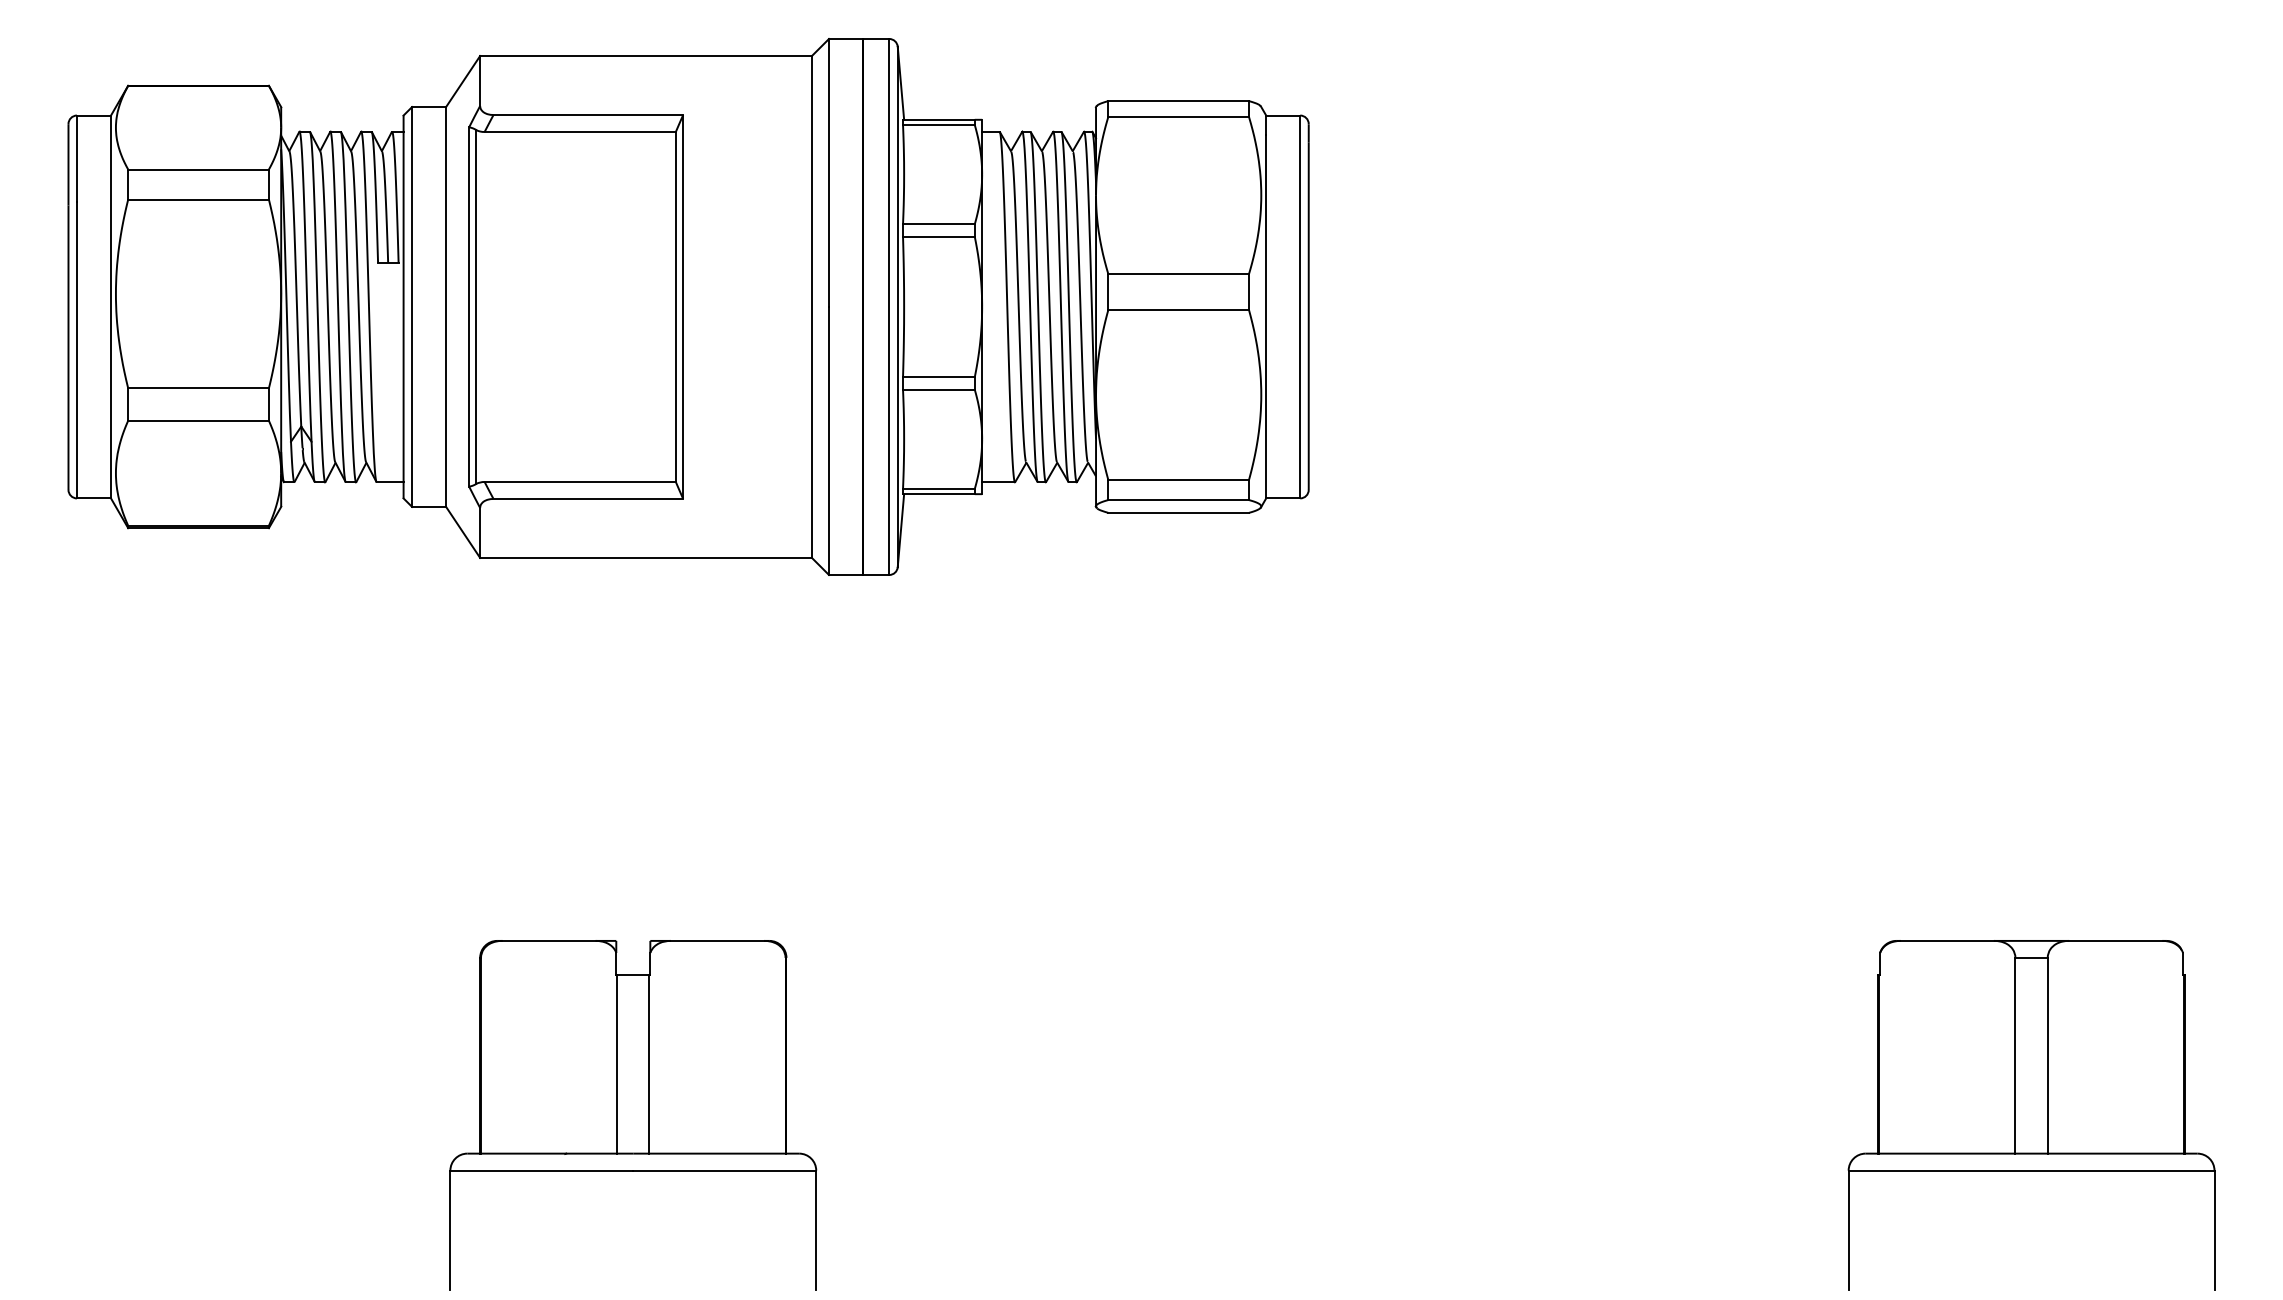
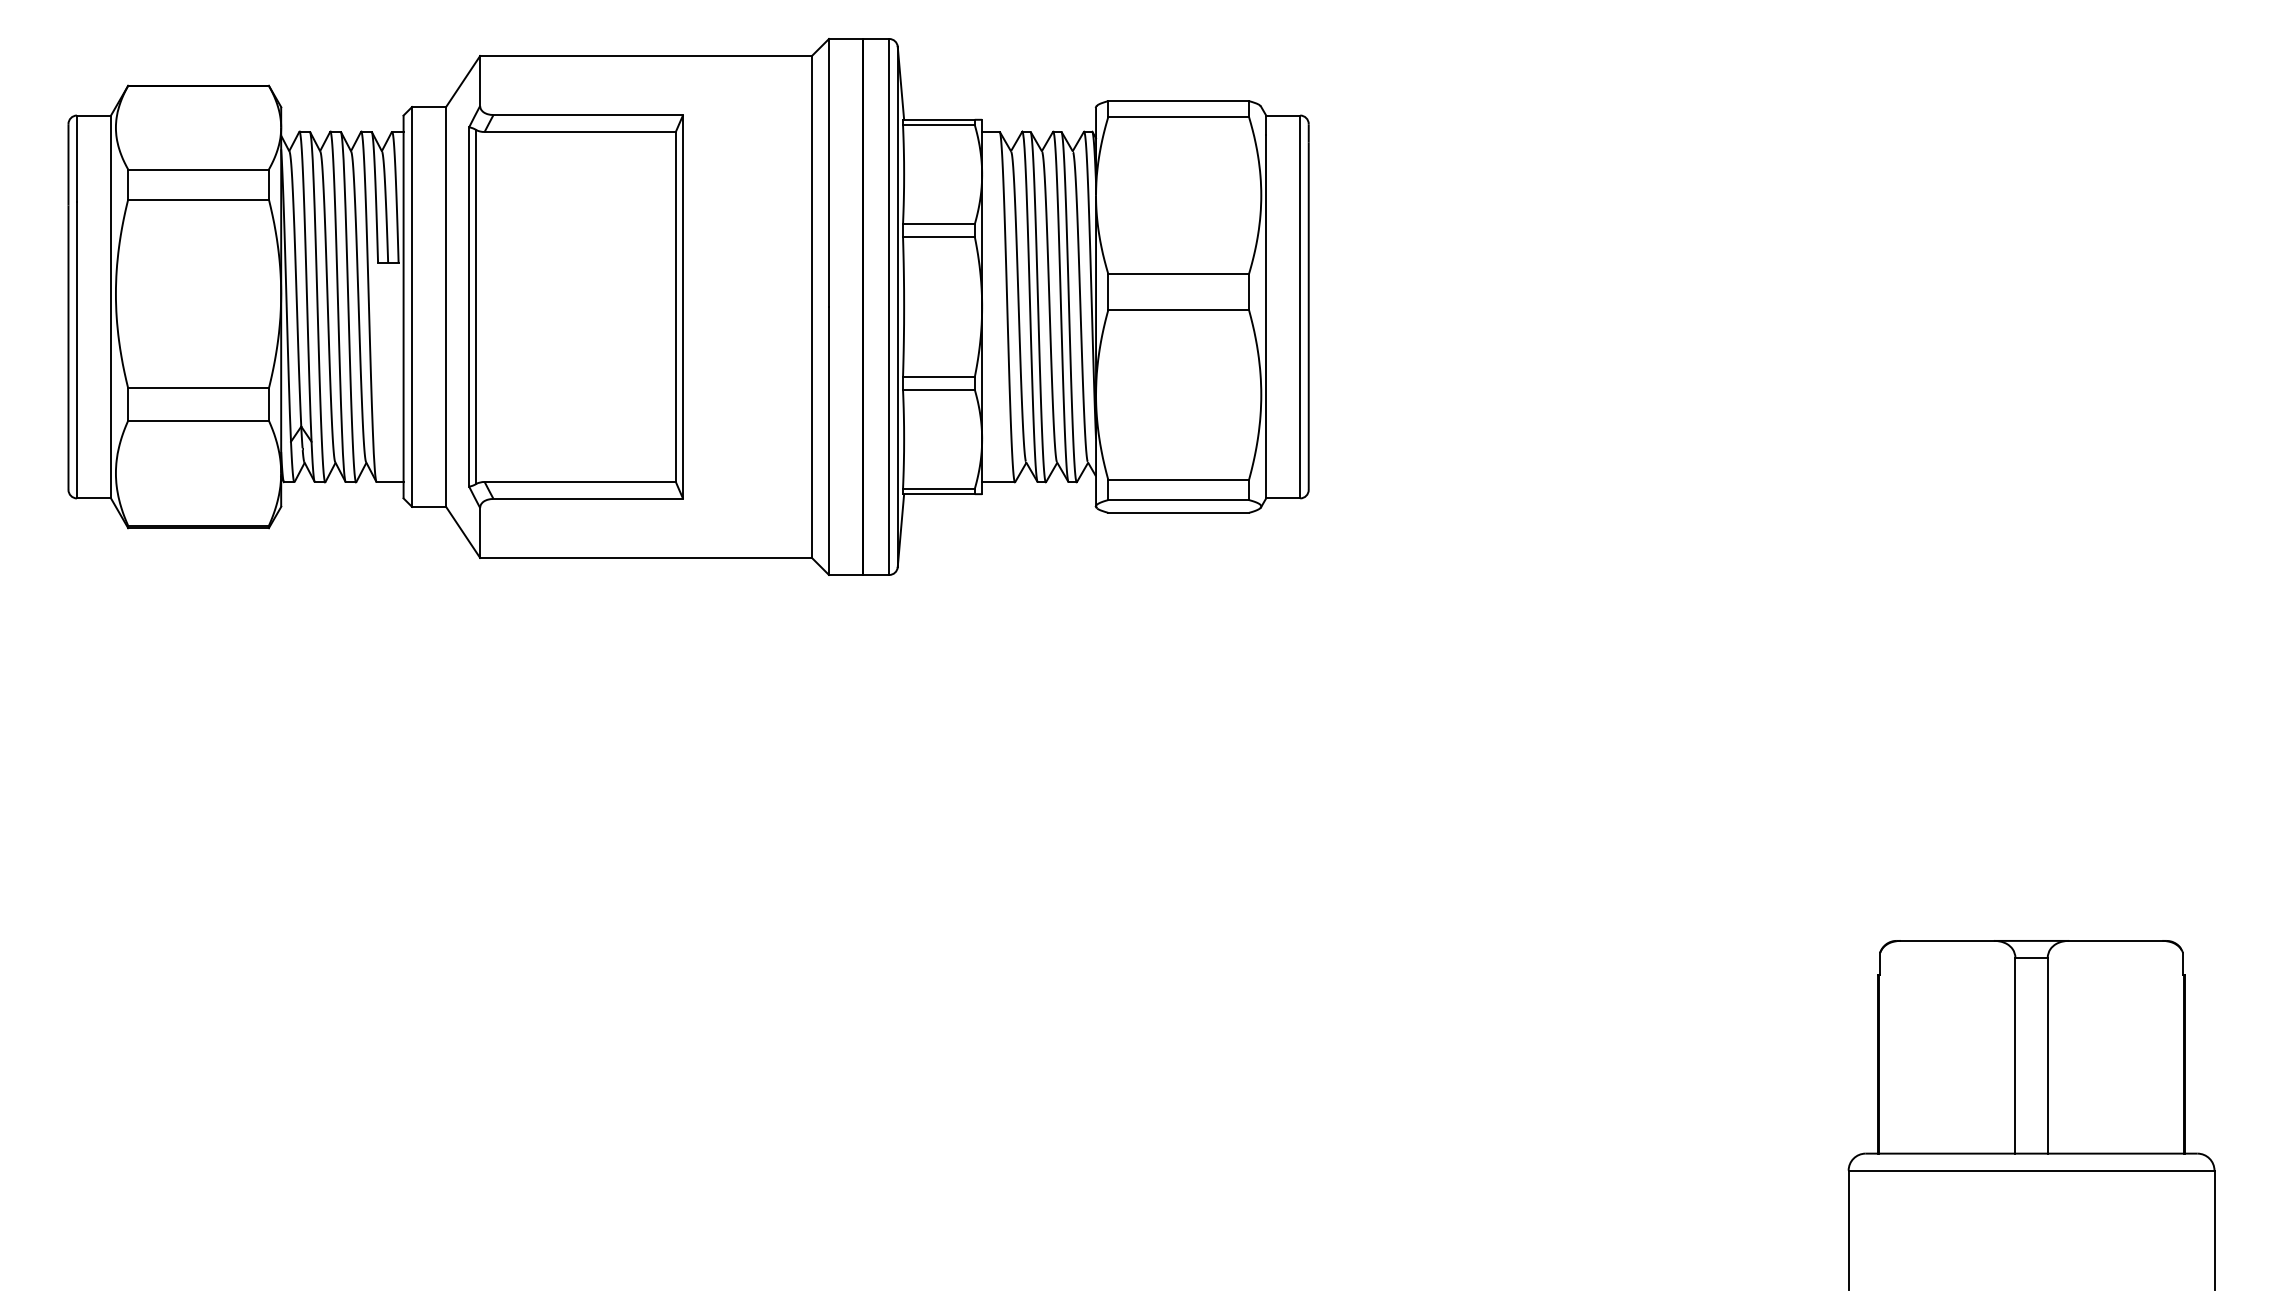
part: present -> none (633, 1115)
